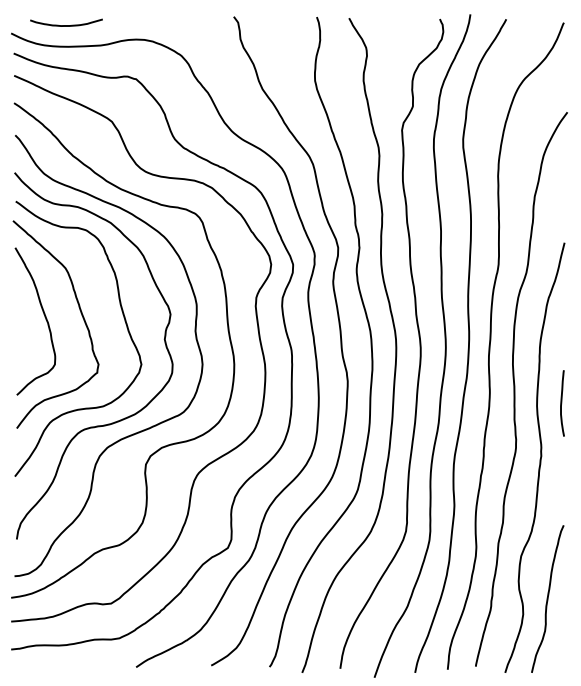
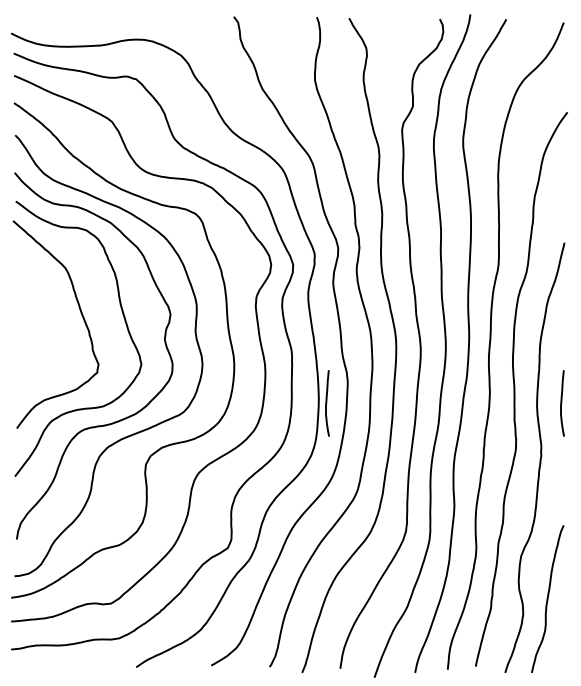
curve: present -> none (66, 25)
curve: present -> none (44, 317)
curve: none -> present (327, 403)
